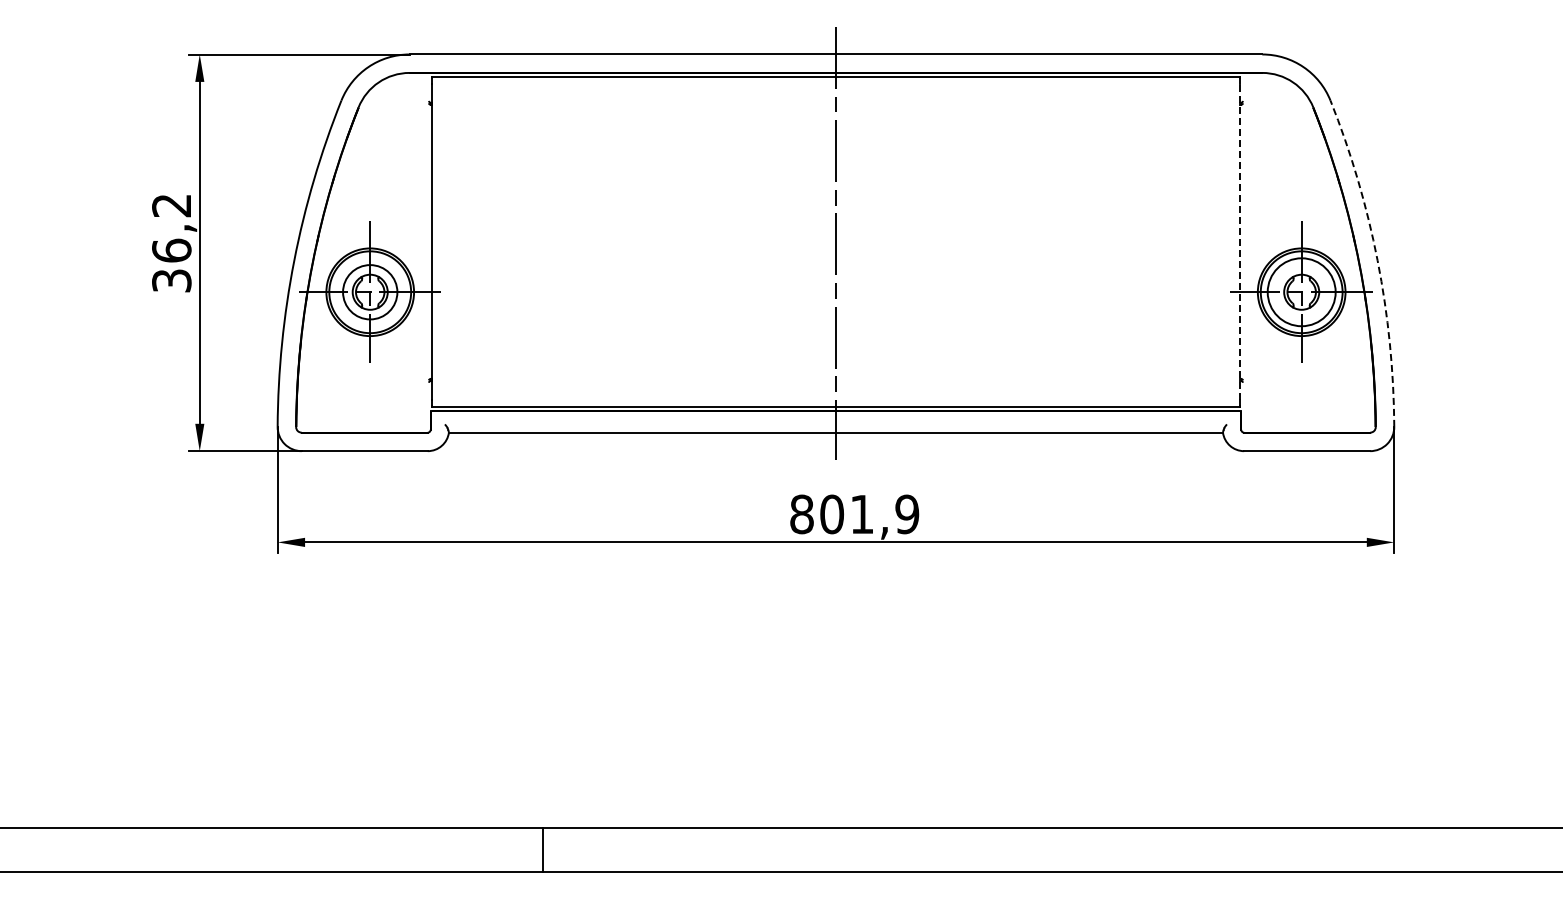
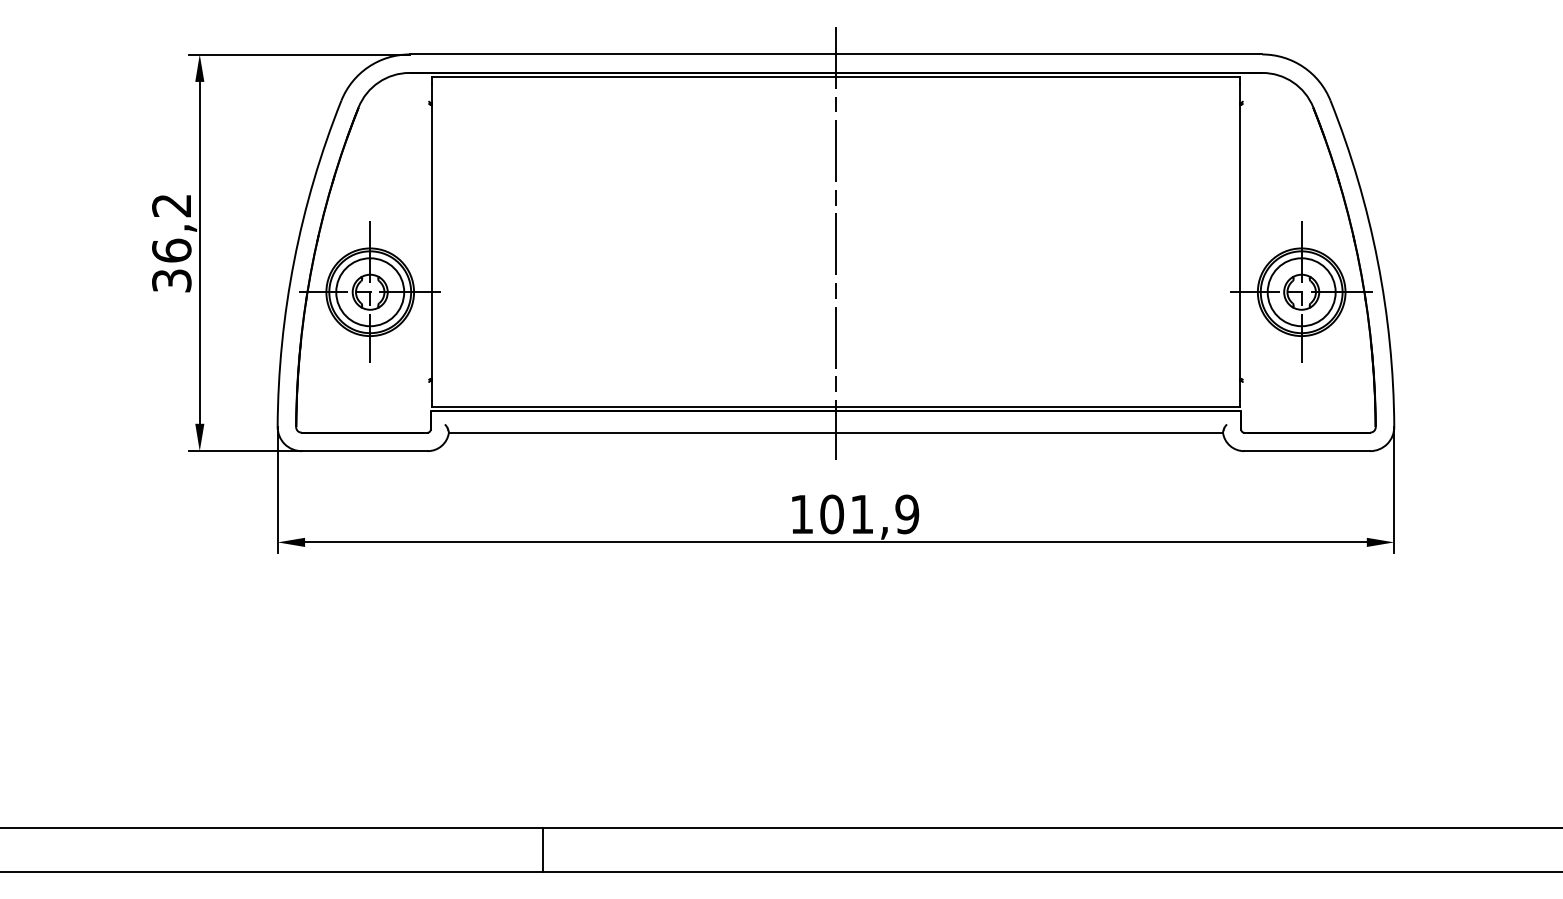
line: dashed -> solid (1239, 241)
arc: dashed -> solid (1377, 260)
circle diameter: 54 px -> 68 px (370, 292)
text: 801,9 -> 101,9 (801, 514)
